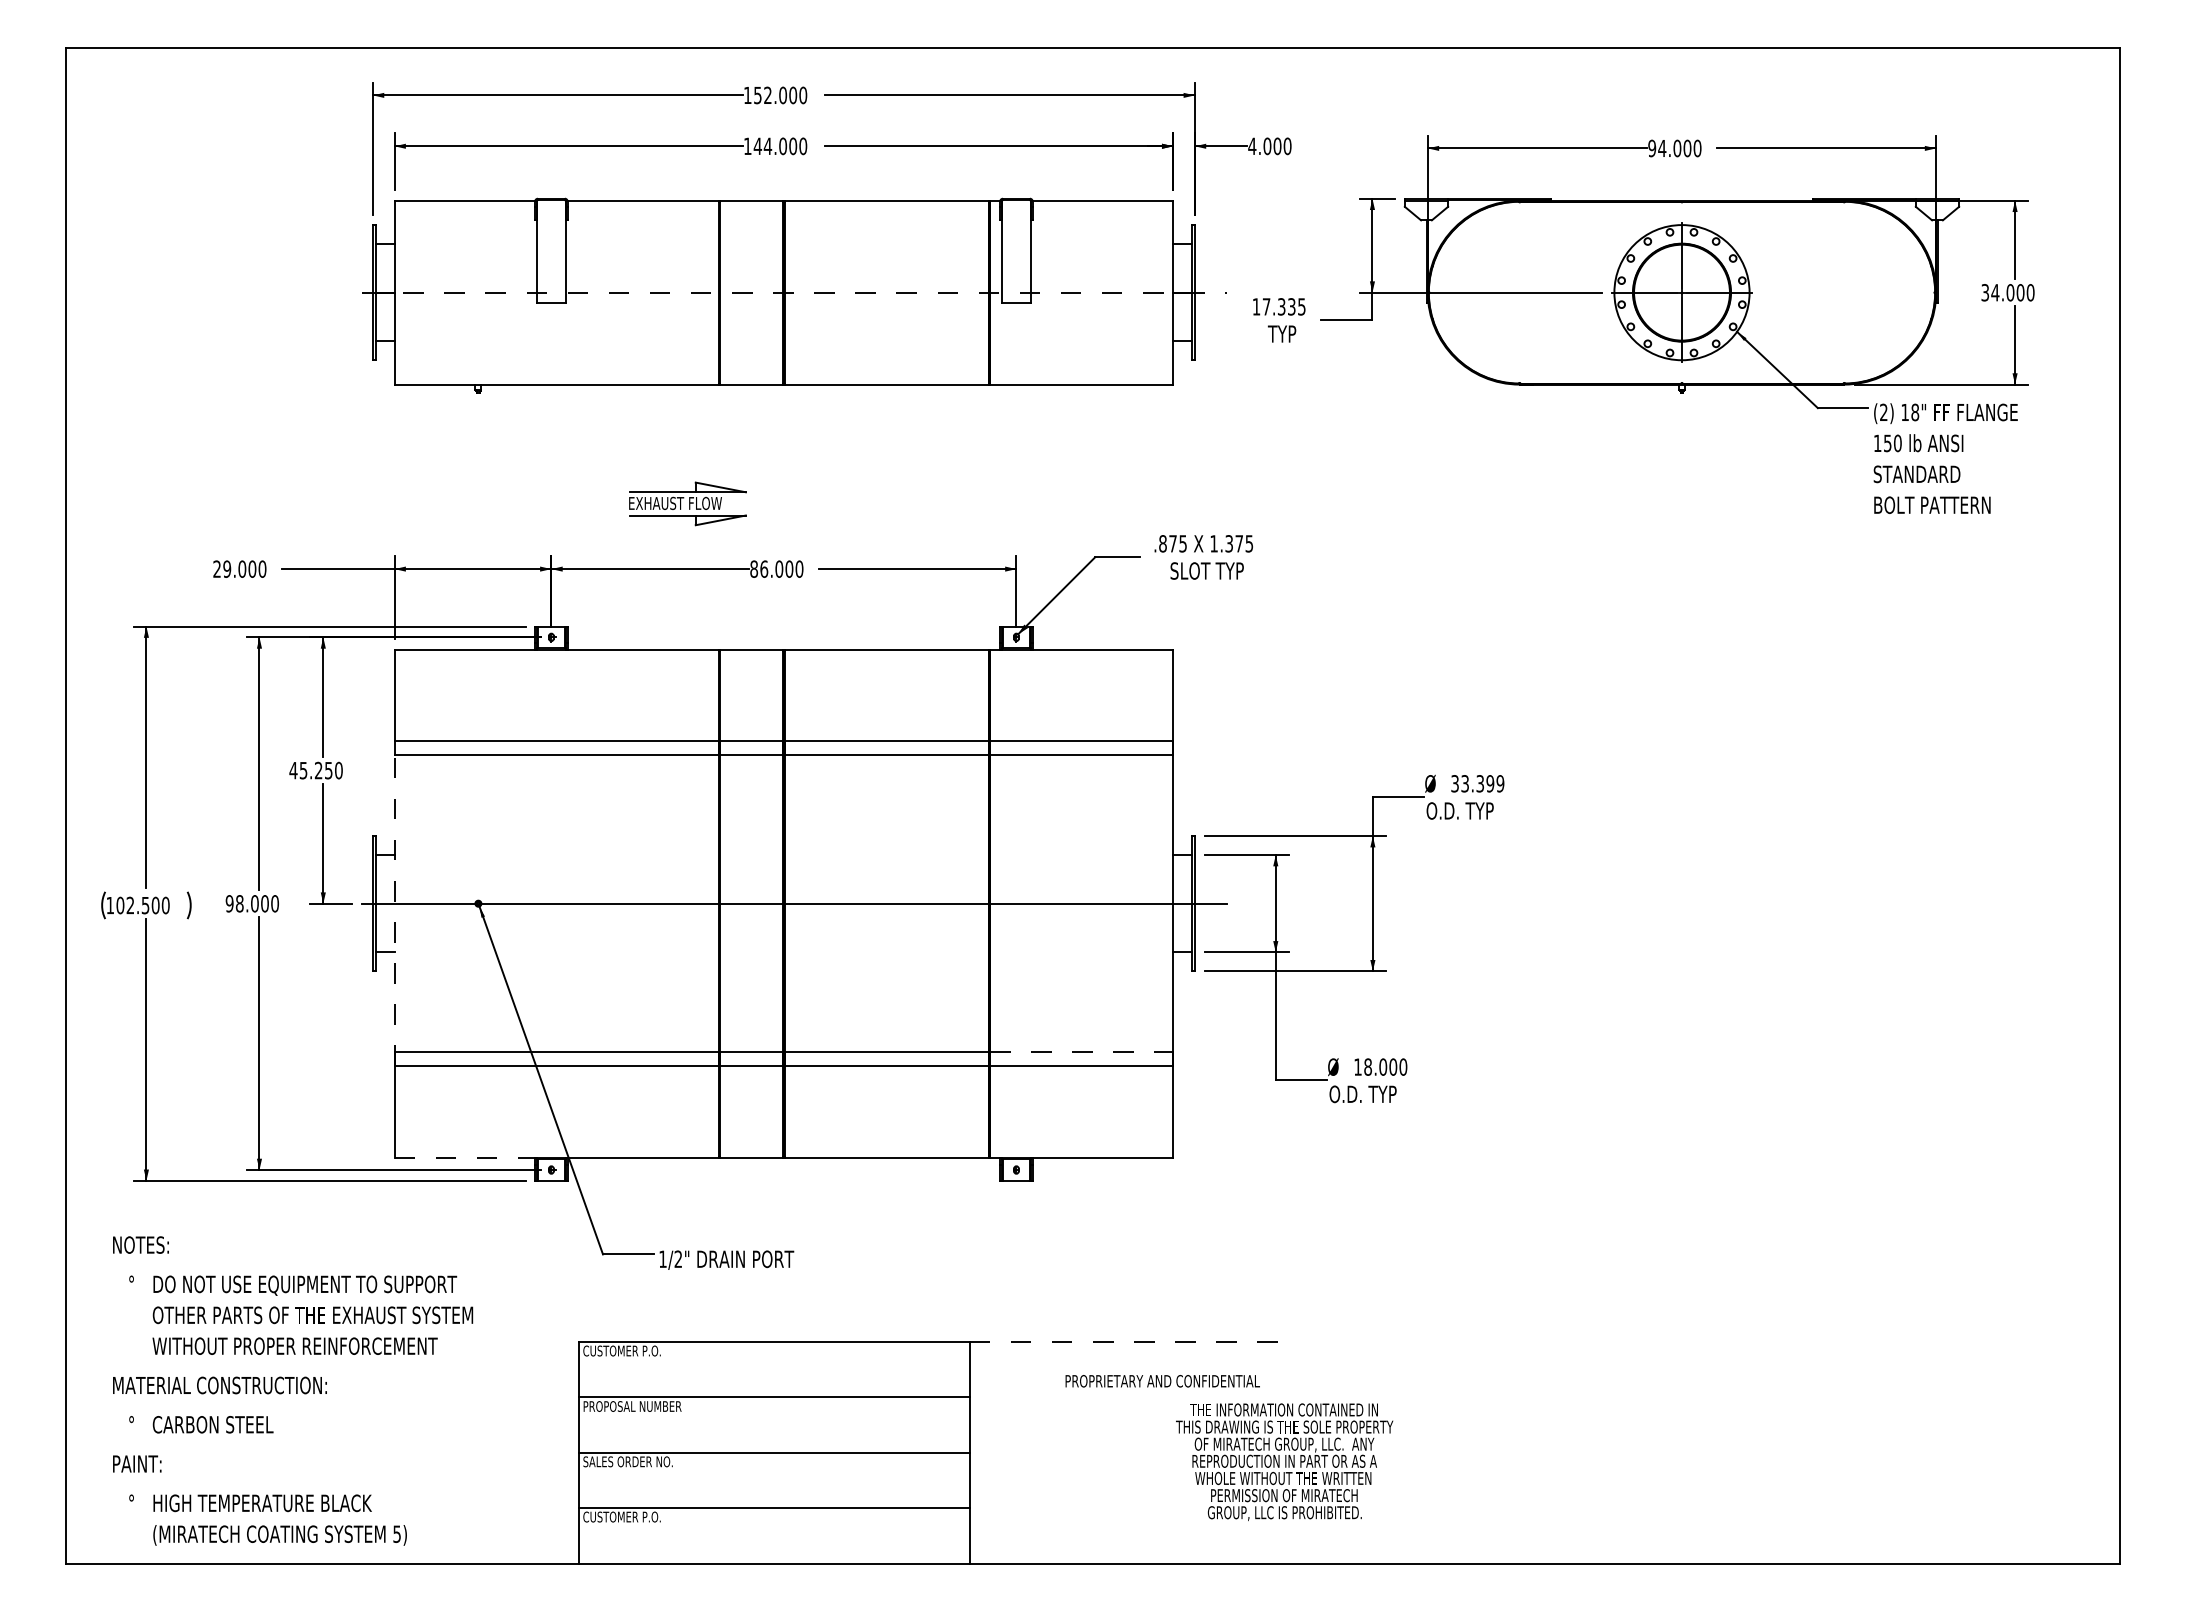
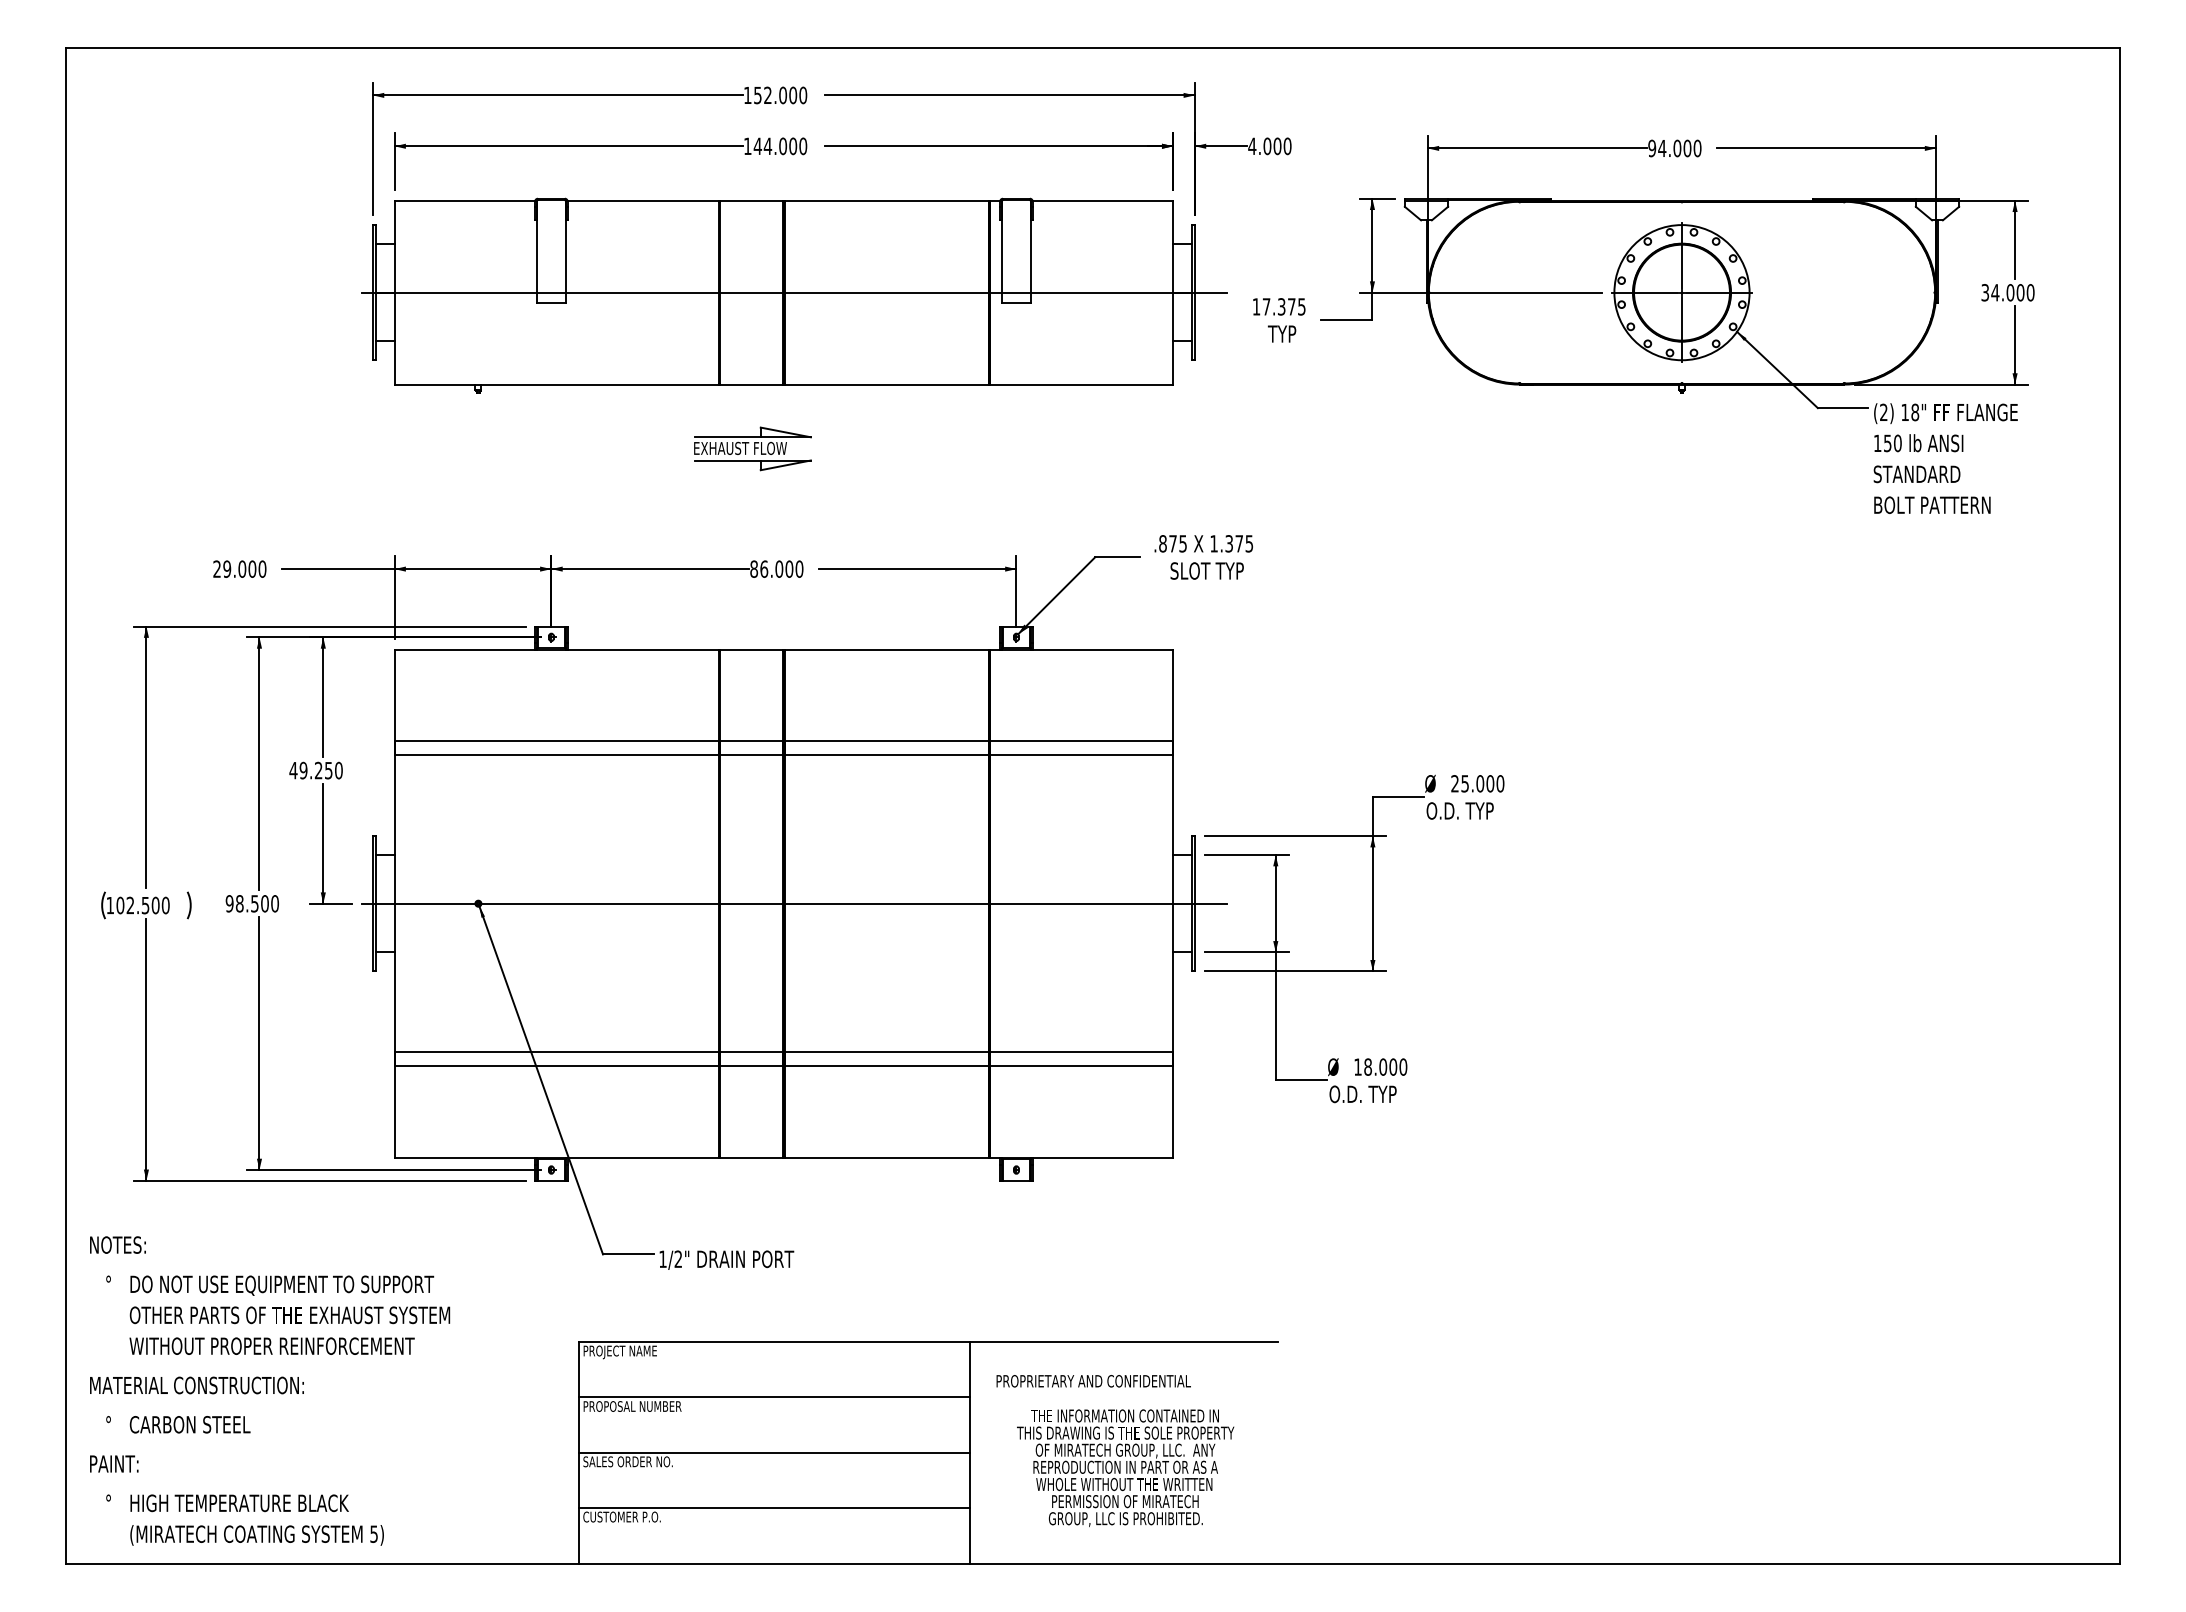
line: dashed -> solid (794, 292)
text: 17.335 -> 17.375 (1291, 306)
part position: (687, 503) -> (752, 448) (752, 448)
text: 45.250 -> 49.250 (303, 770)
text: 33.399 -> 25.000 (1477, 783)
text: 98.000 -> 98.500 (254, 903)
line: dashed -> solid (394, 903)
line: dashed -> solid (1081, 1052)
line: dashed -> solid (466, 1157)
line: dashed -> solid (1123, 1341)
text: CUSTOMER P.O. -> PROJECT NAME (621, 1352)
text position: (1162, 1381) -> (1093, 1381) (1093, 1381)
text position: (293, 1390) -> (270, 1390) (270, 1390)
text position: (1284, 1462) -> (1125, 1468) (1125, 1468)
